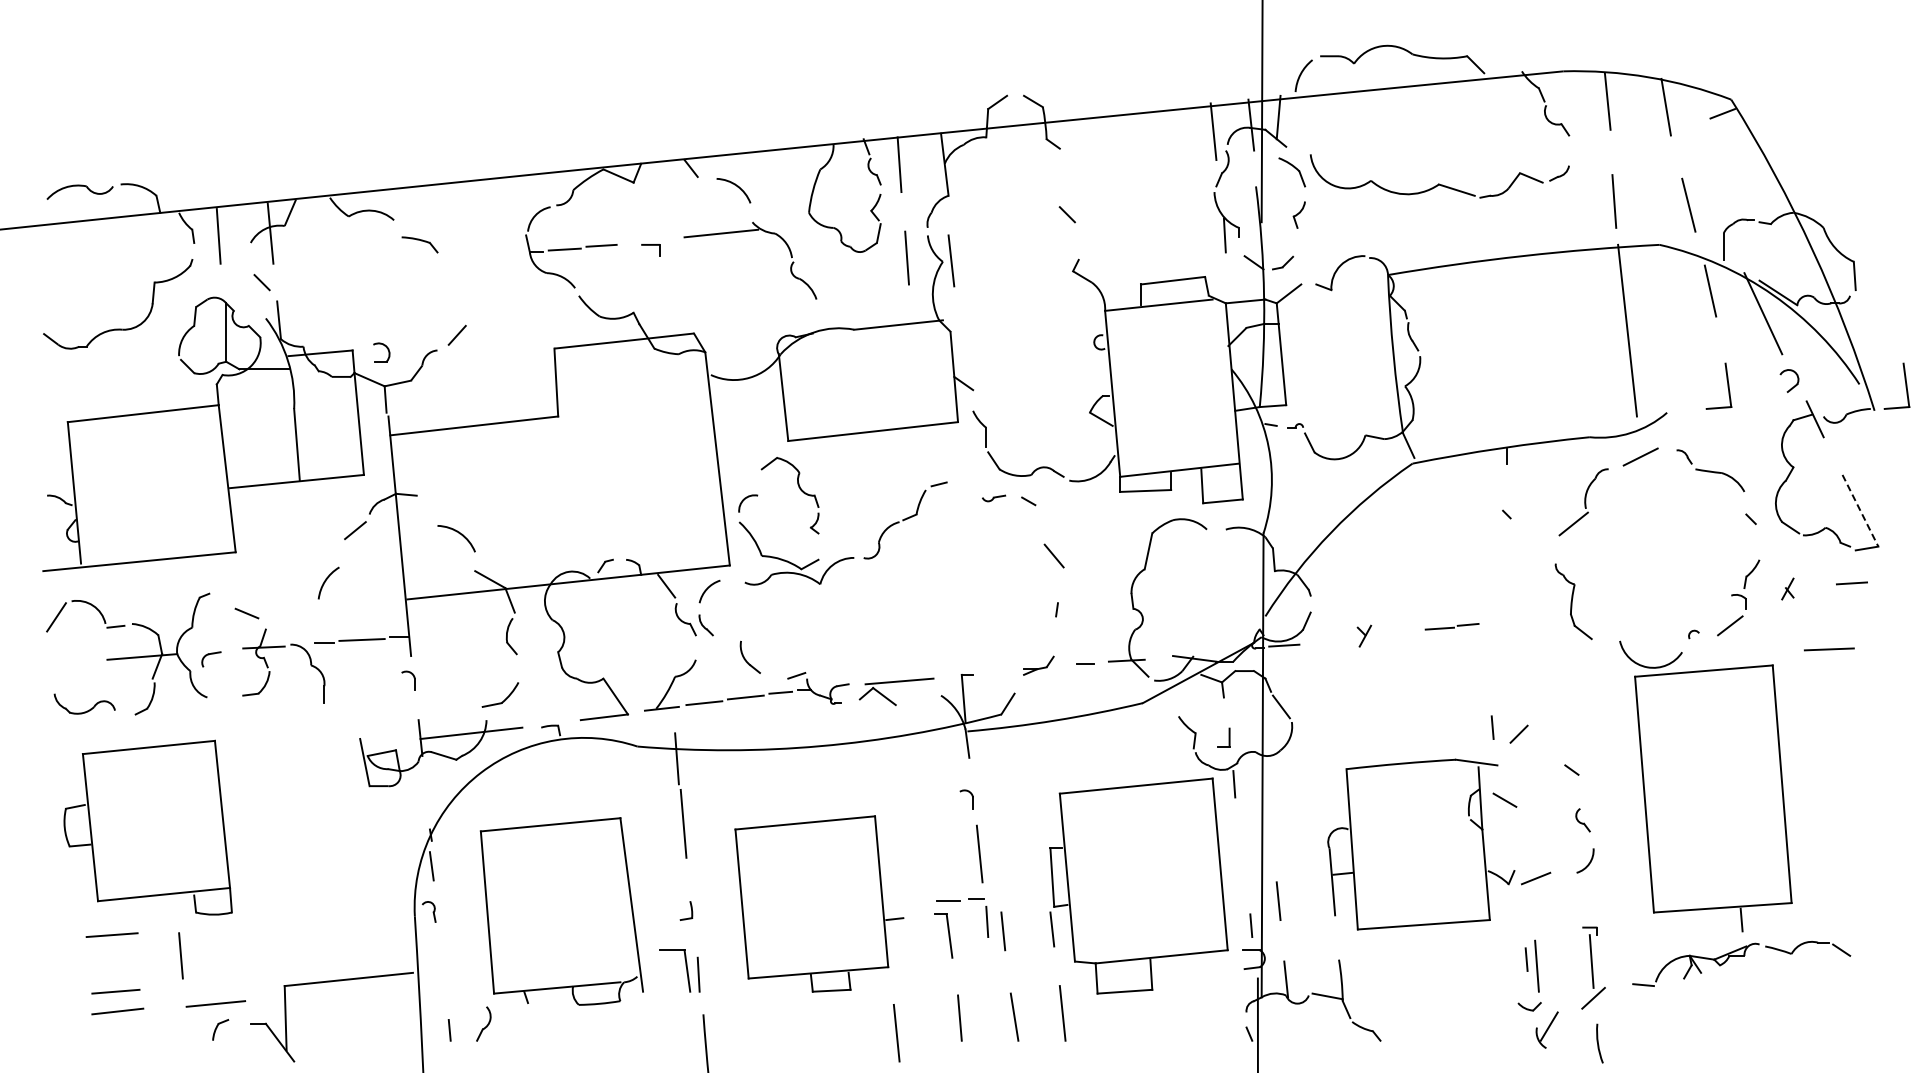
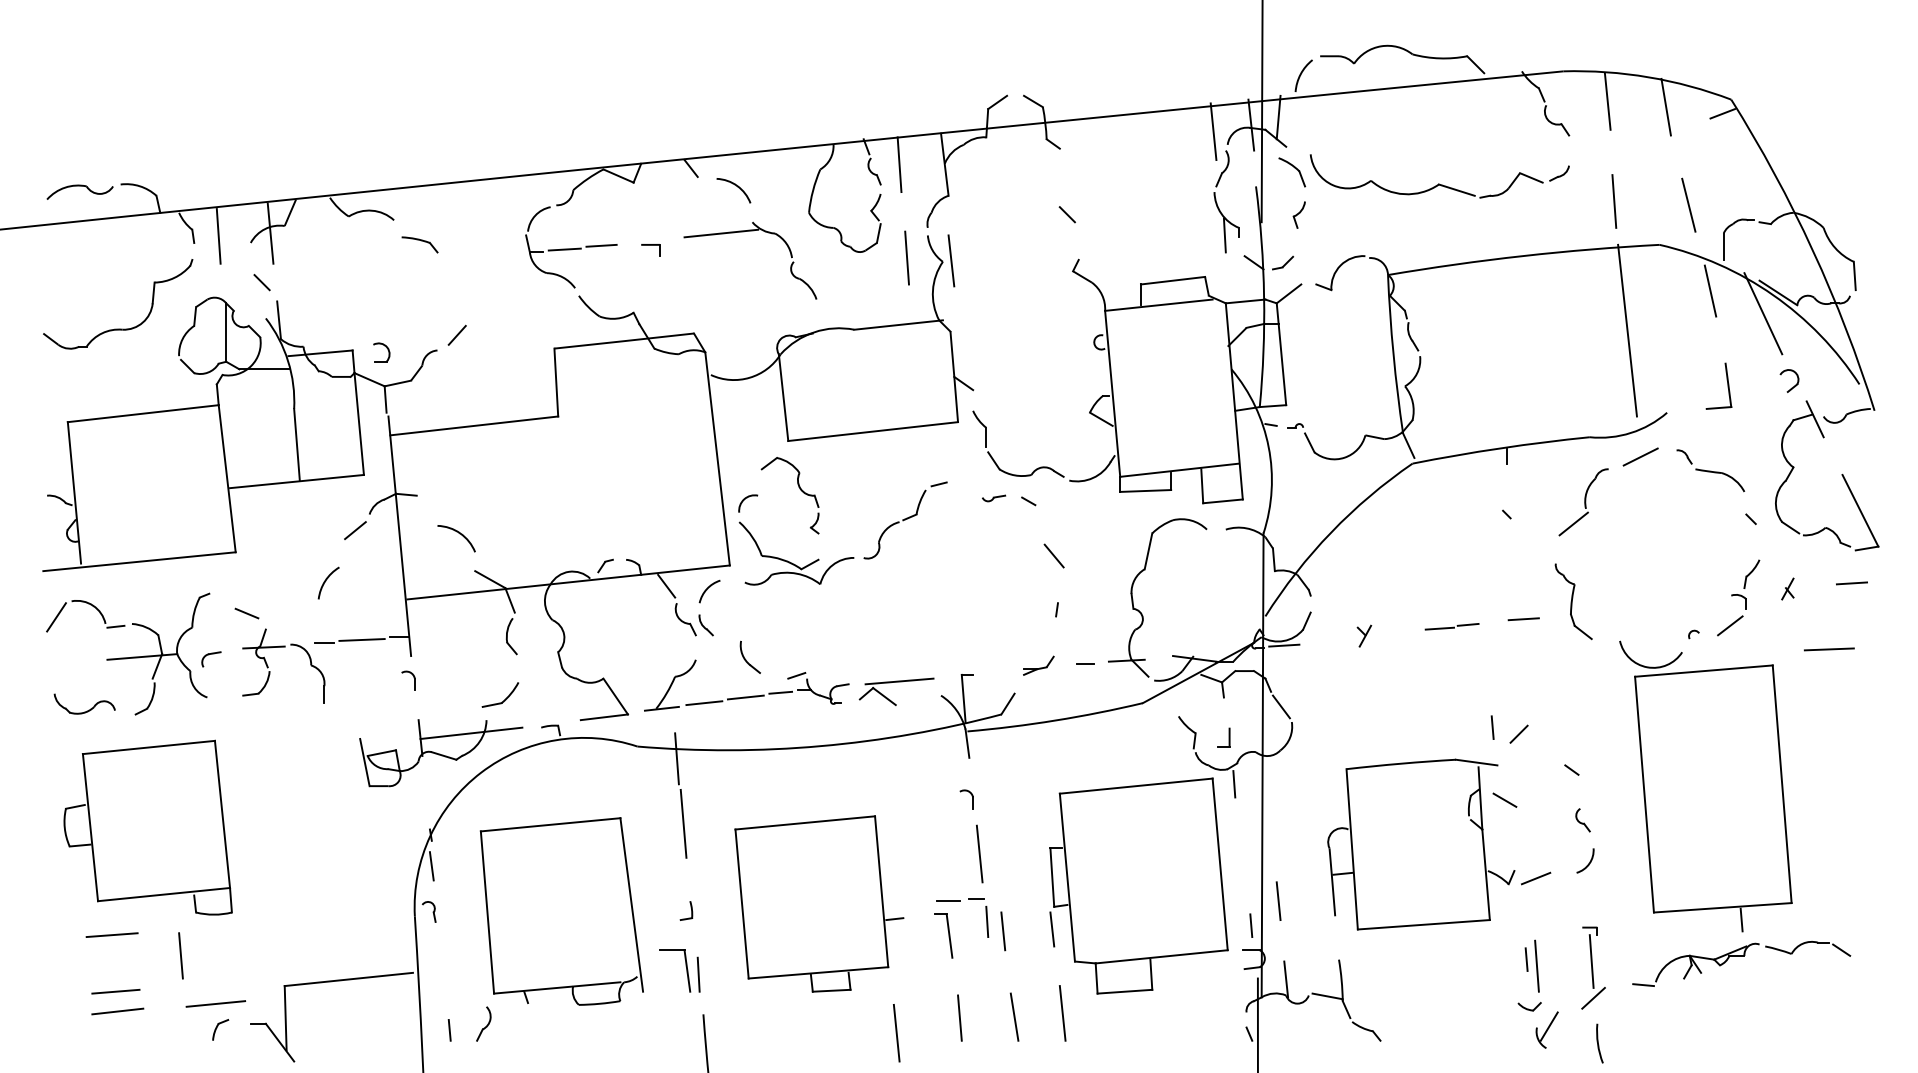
part: present -> none (1905, 385)
line: dashed -> solid (1860, 511)
line: none -> present (1523, 619)
